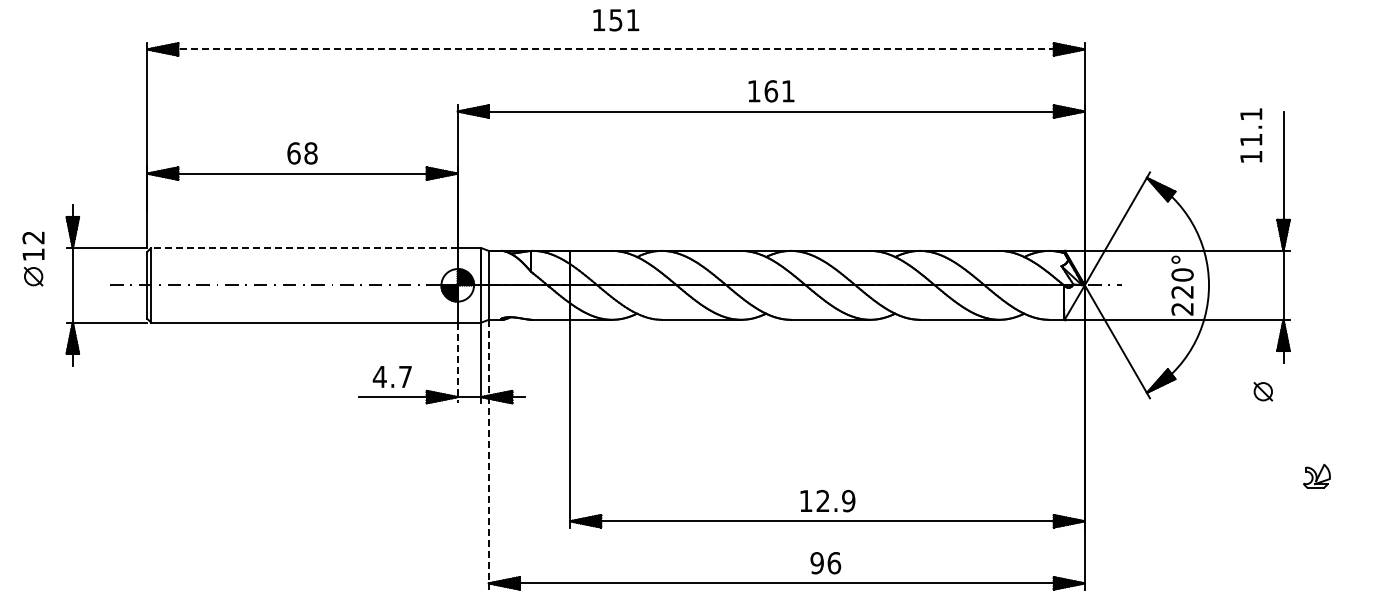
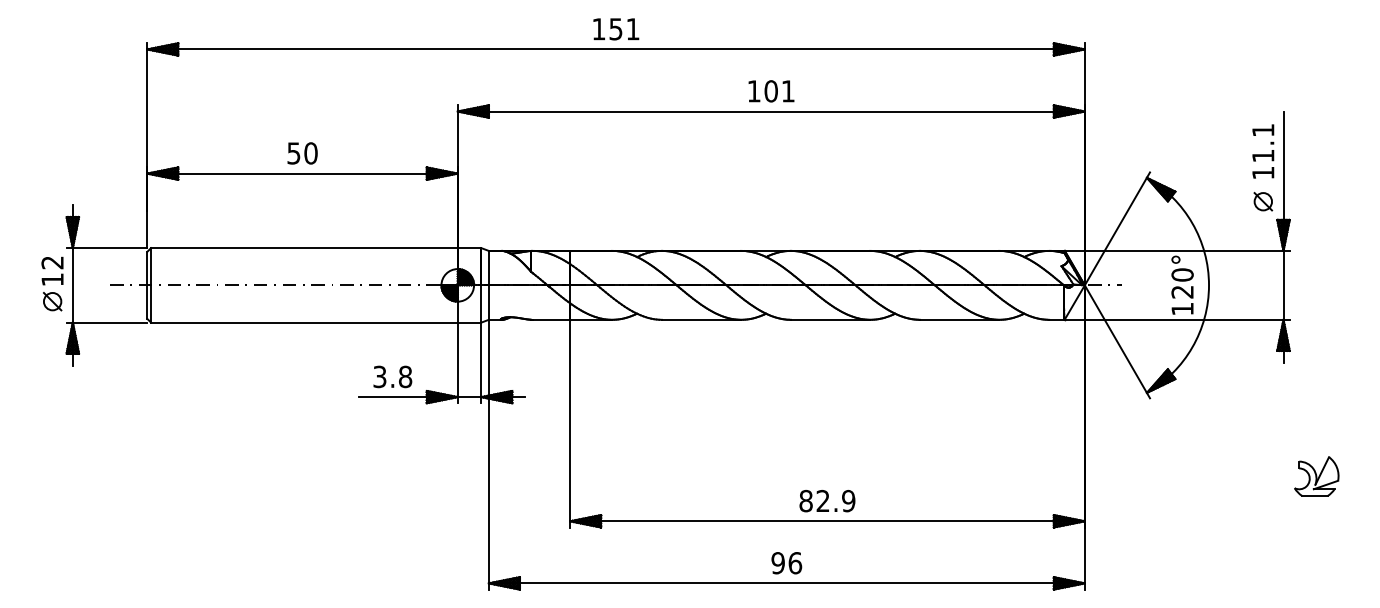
text position: (616, 20) -> (616, 29) (616, 29)
line: dashed -> solid (616, 49)
text: 161 -> 101 (771, 91)
text position: (1251, 135) -> (1263, 151) (1263, 151)
text: 68 -> 50 (302, 153)
line: dashed -> solid (303, 248)
part position: (33, 258) -> (52, 283) (52, 283)
text: 220° -> 120° (1182, 309)
line: dashed -> solid (457, 363)
text: 4.7 -> 3.8 (392, 376)
part position: (1263, 391) -> (1263, 201) (1263, 201)
line: dashed -> solid (488, 454)
part size: 28x25 px -> 46x41 px (1316, 476)
text: 12.9 -> 82.9 (805, 500)
text position: (825, 563) -> (786, 563) (786, 563)
